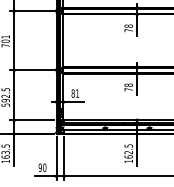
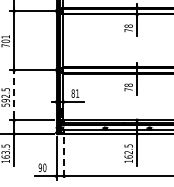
line: solid -> dashed (14, 95)
line: solid -> dashed (64, 158)
